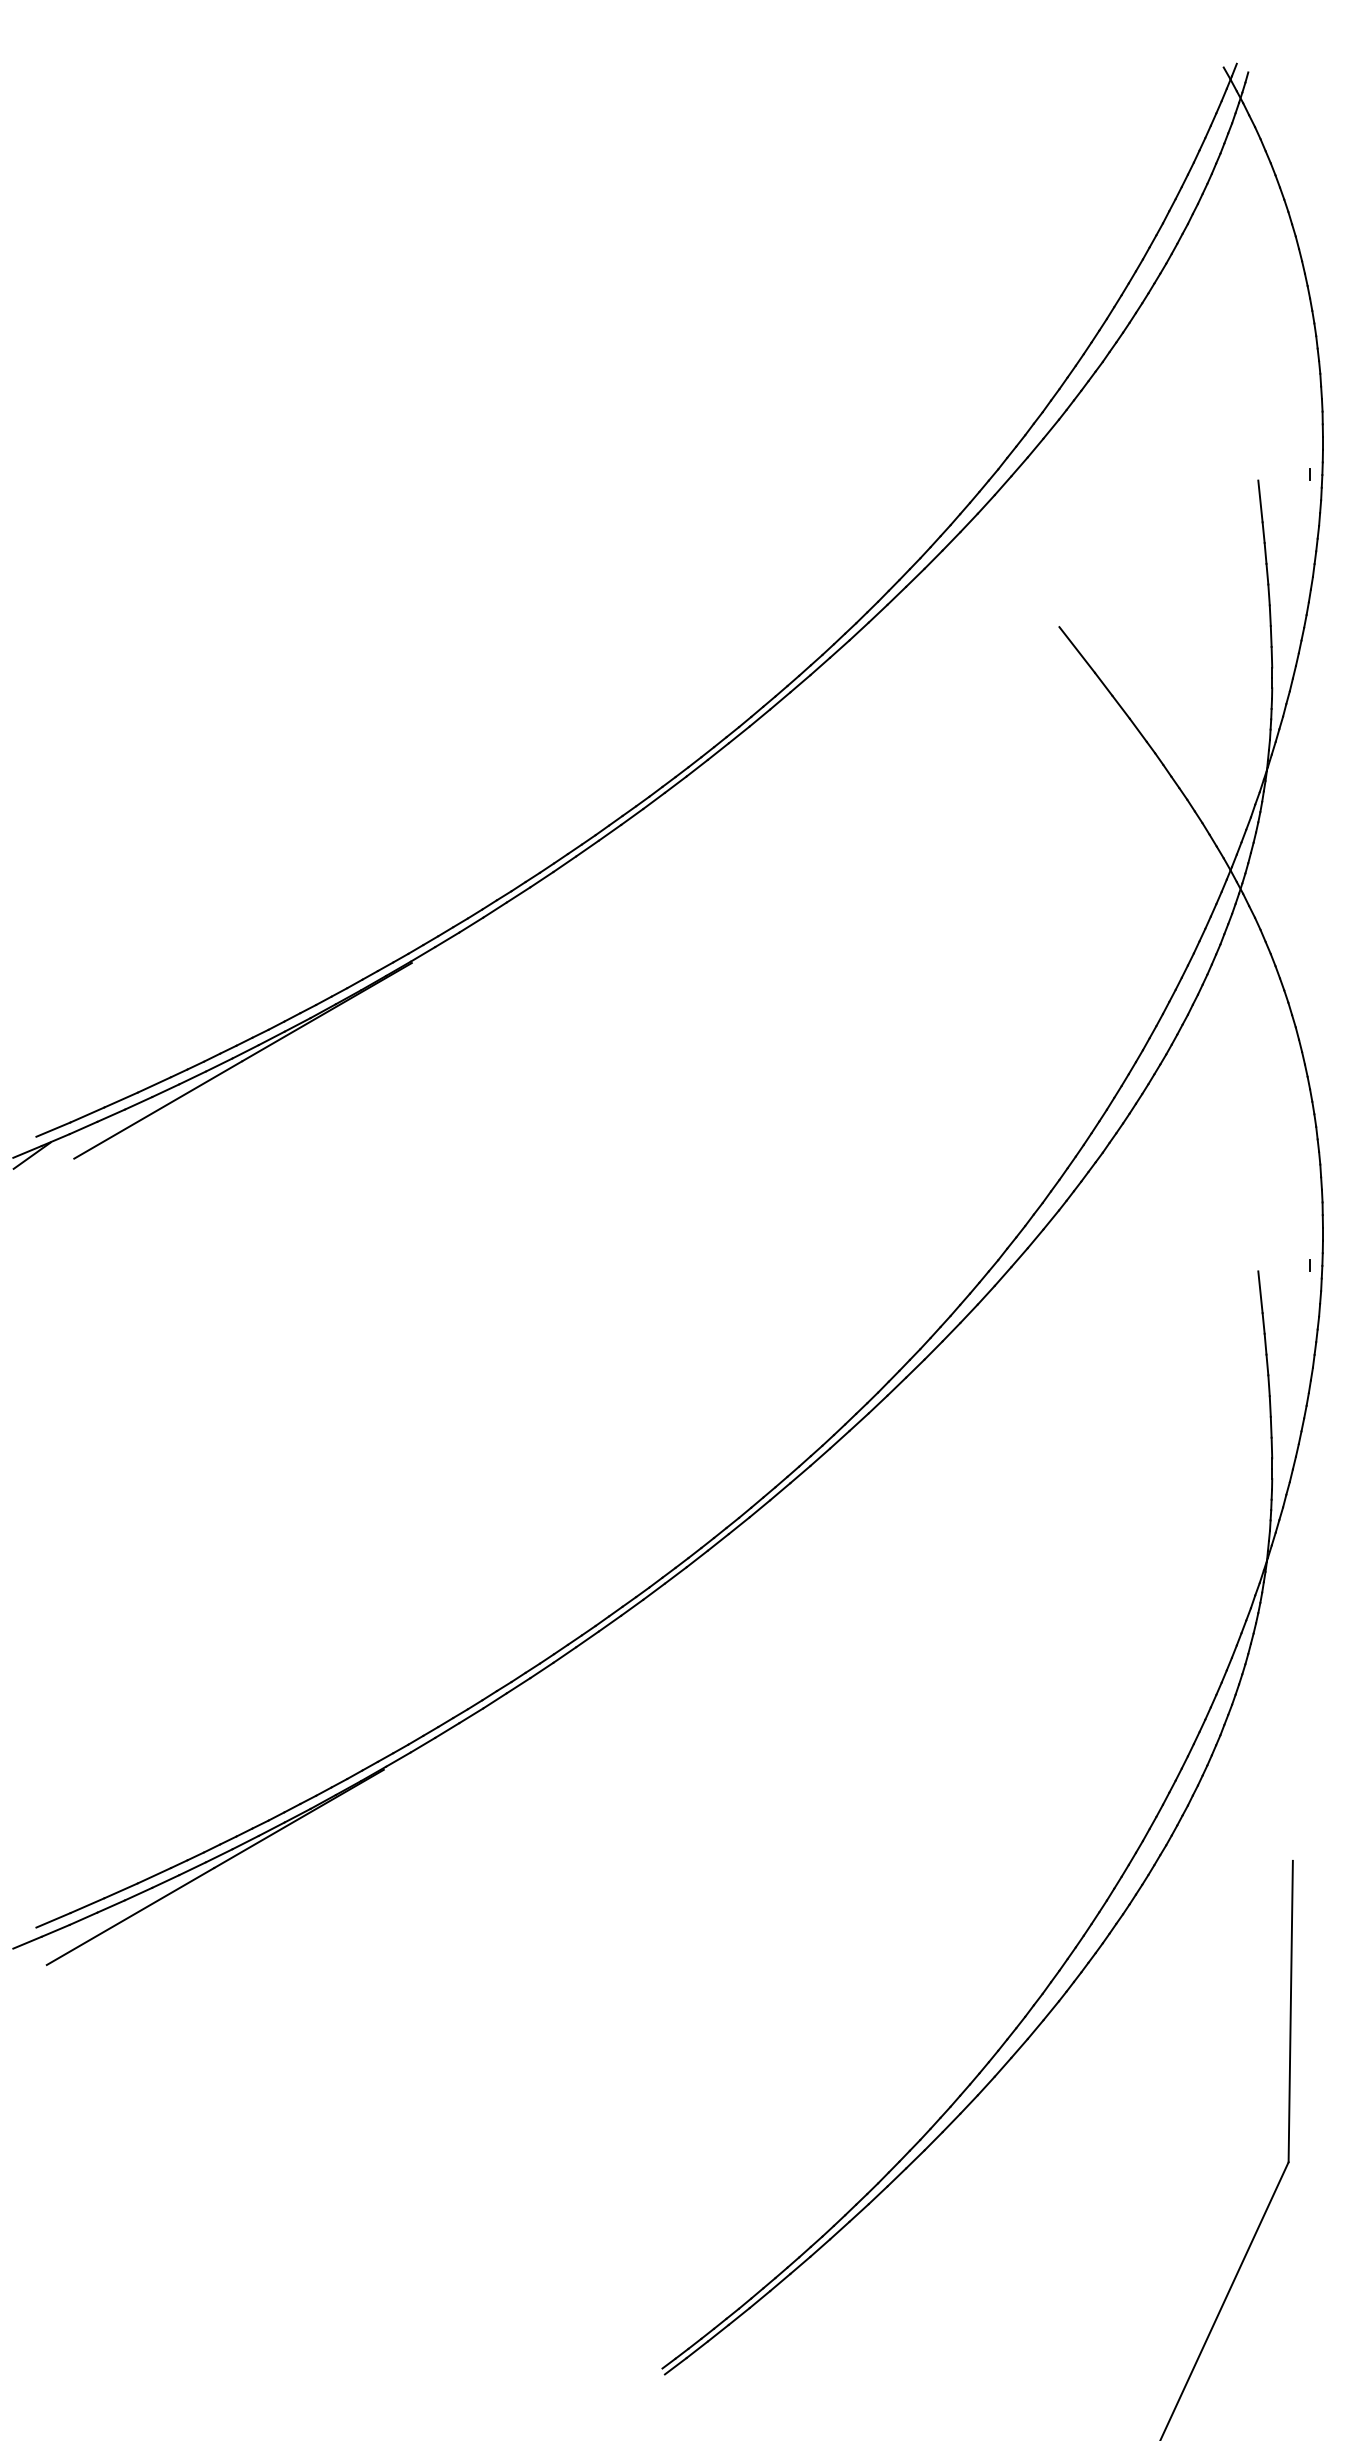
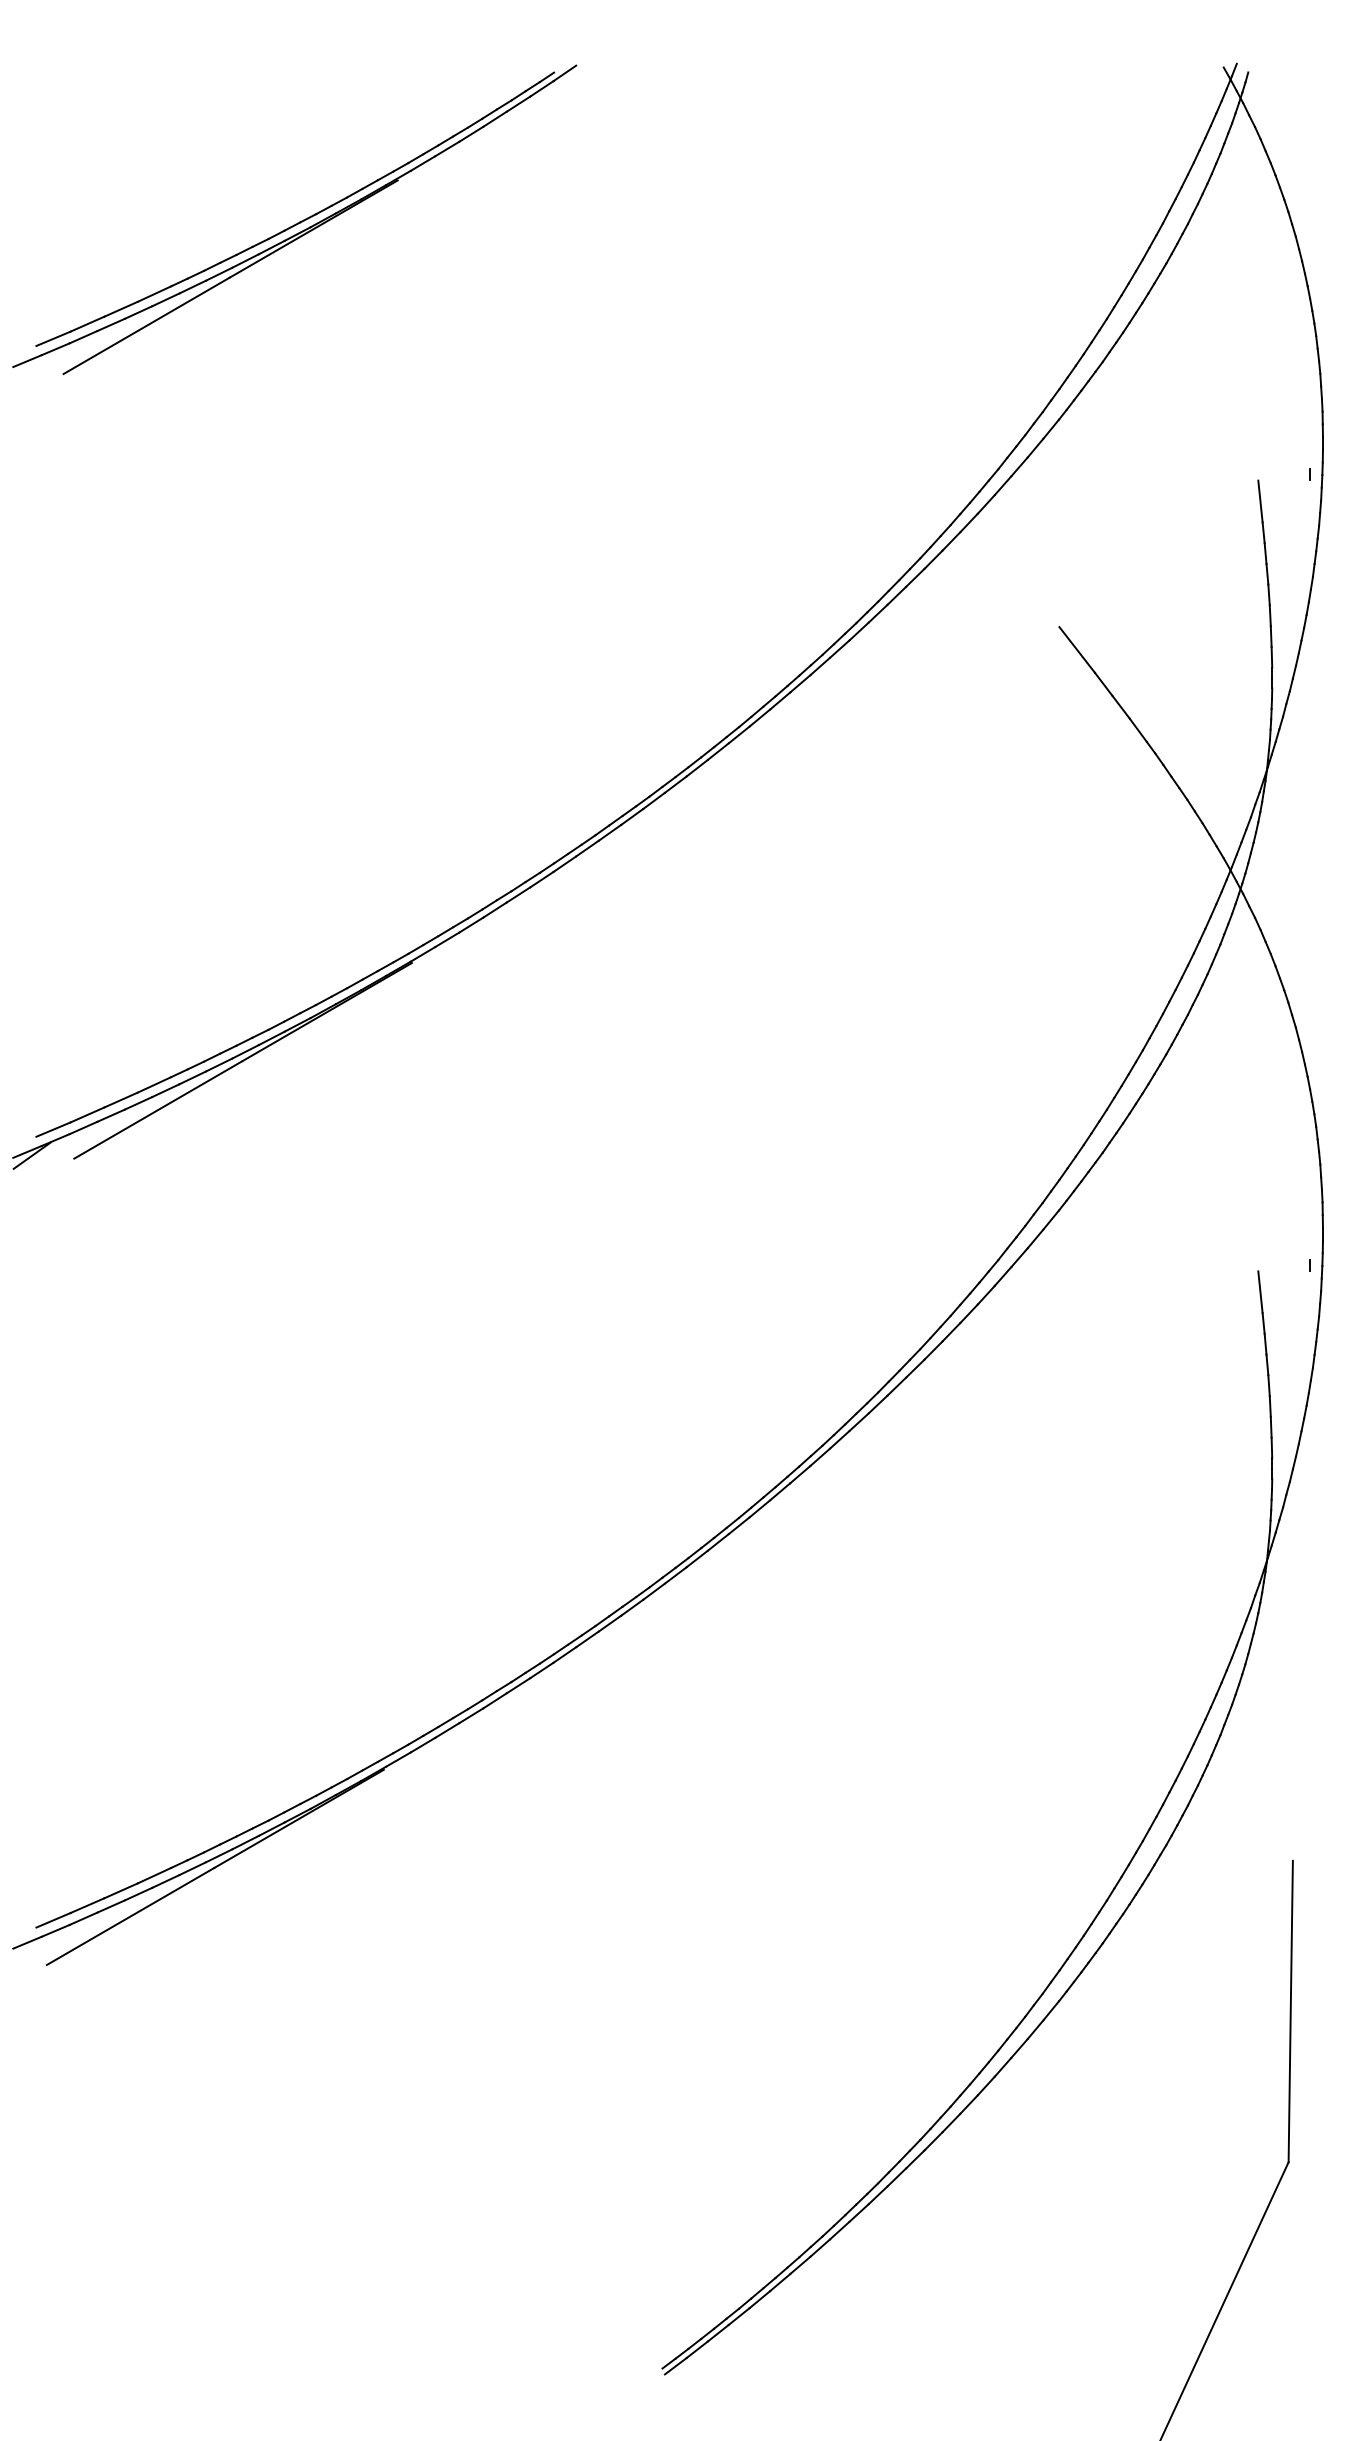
part: none -> present (294, 219)
